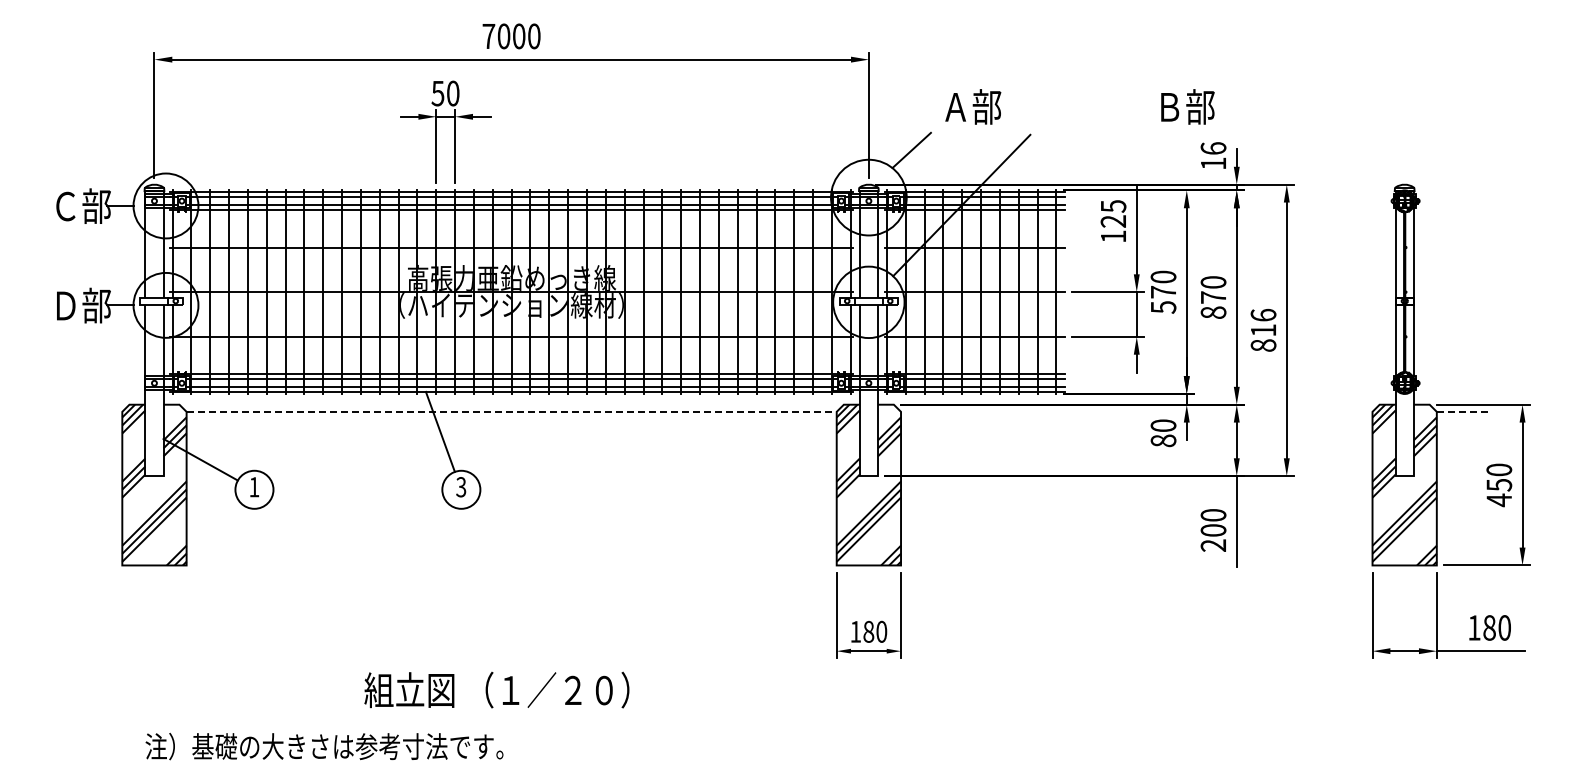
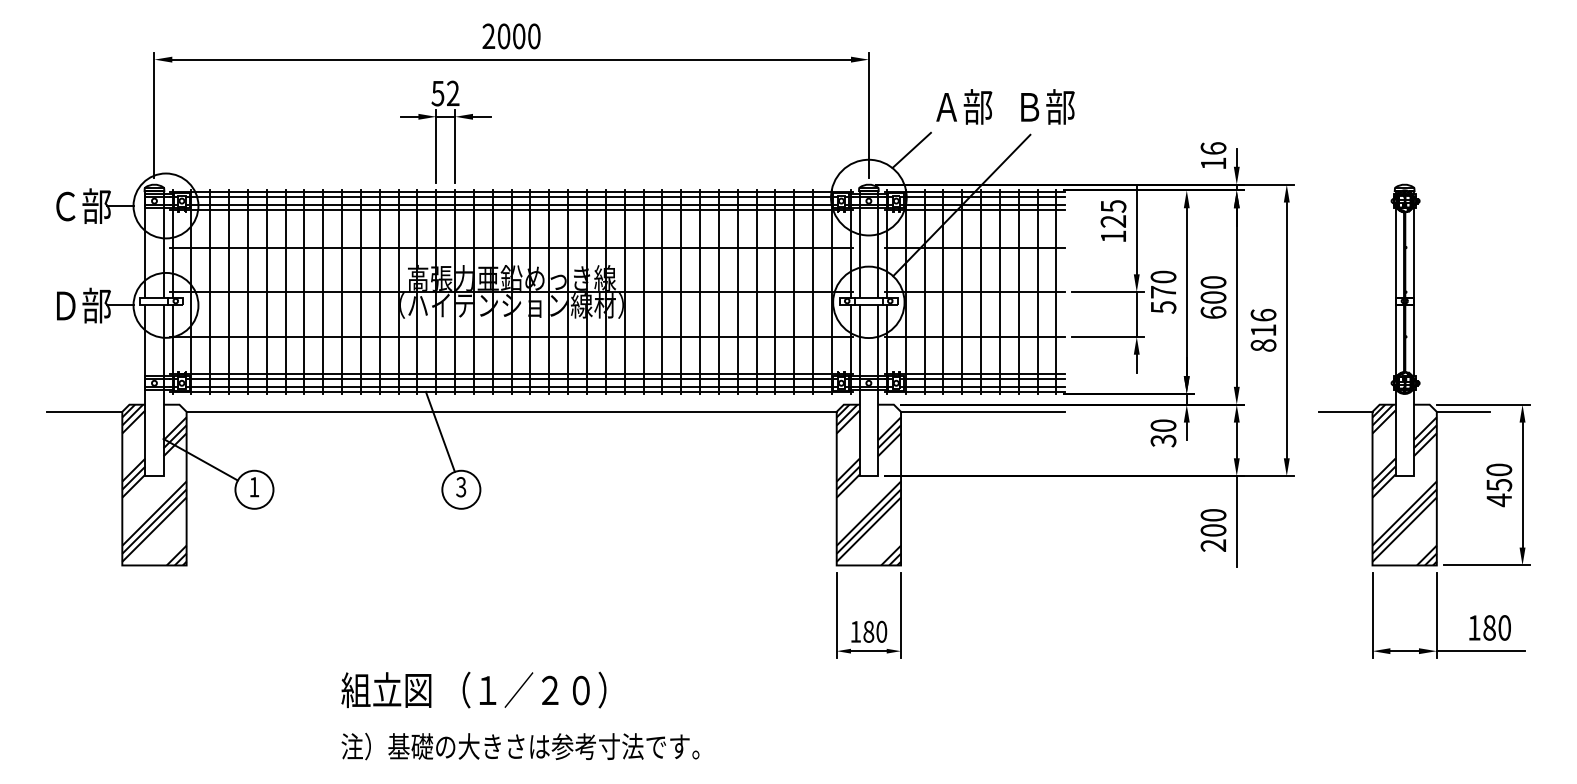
text: 7000 -> 2000 (488, 35)
text: 50 -> 52 (453, 93)
text position: (973, 106) -> (964, 106) (964, 106)
text position: (1187, 106) -> (1047, 106) (1047, 106)
text: 870 -> 600 (1213, 304)
line: none -> present (84, 411)
line: dashed -> solid (512, 411)
line: none -> present (983, 411)
line: none -> present (1345, 411)
line: dashed -> solid (1463, 411)
text: 80 -> 30 (1163, 440)
text position: (496, 689) -> (473, 689) (473, 689)
text position: (324, 746) -> (520, 746) (520, 746)
